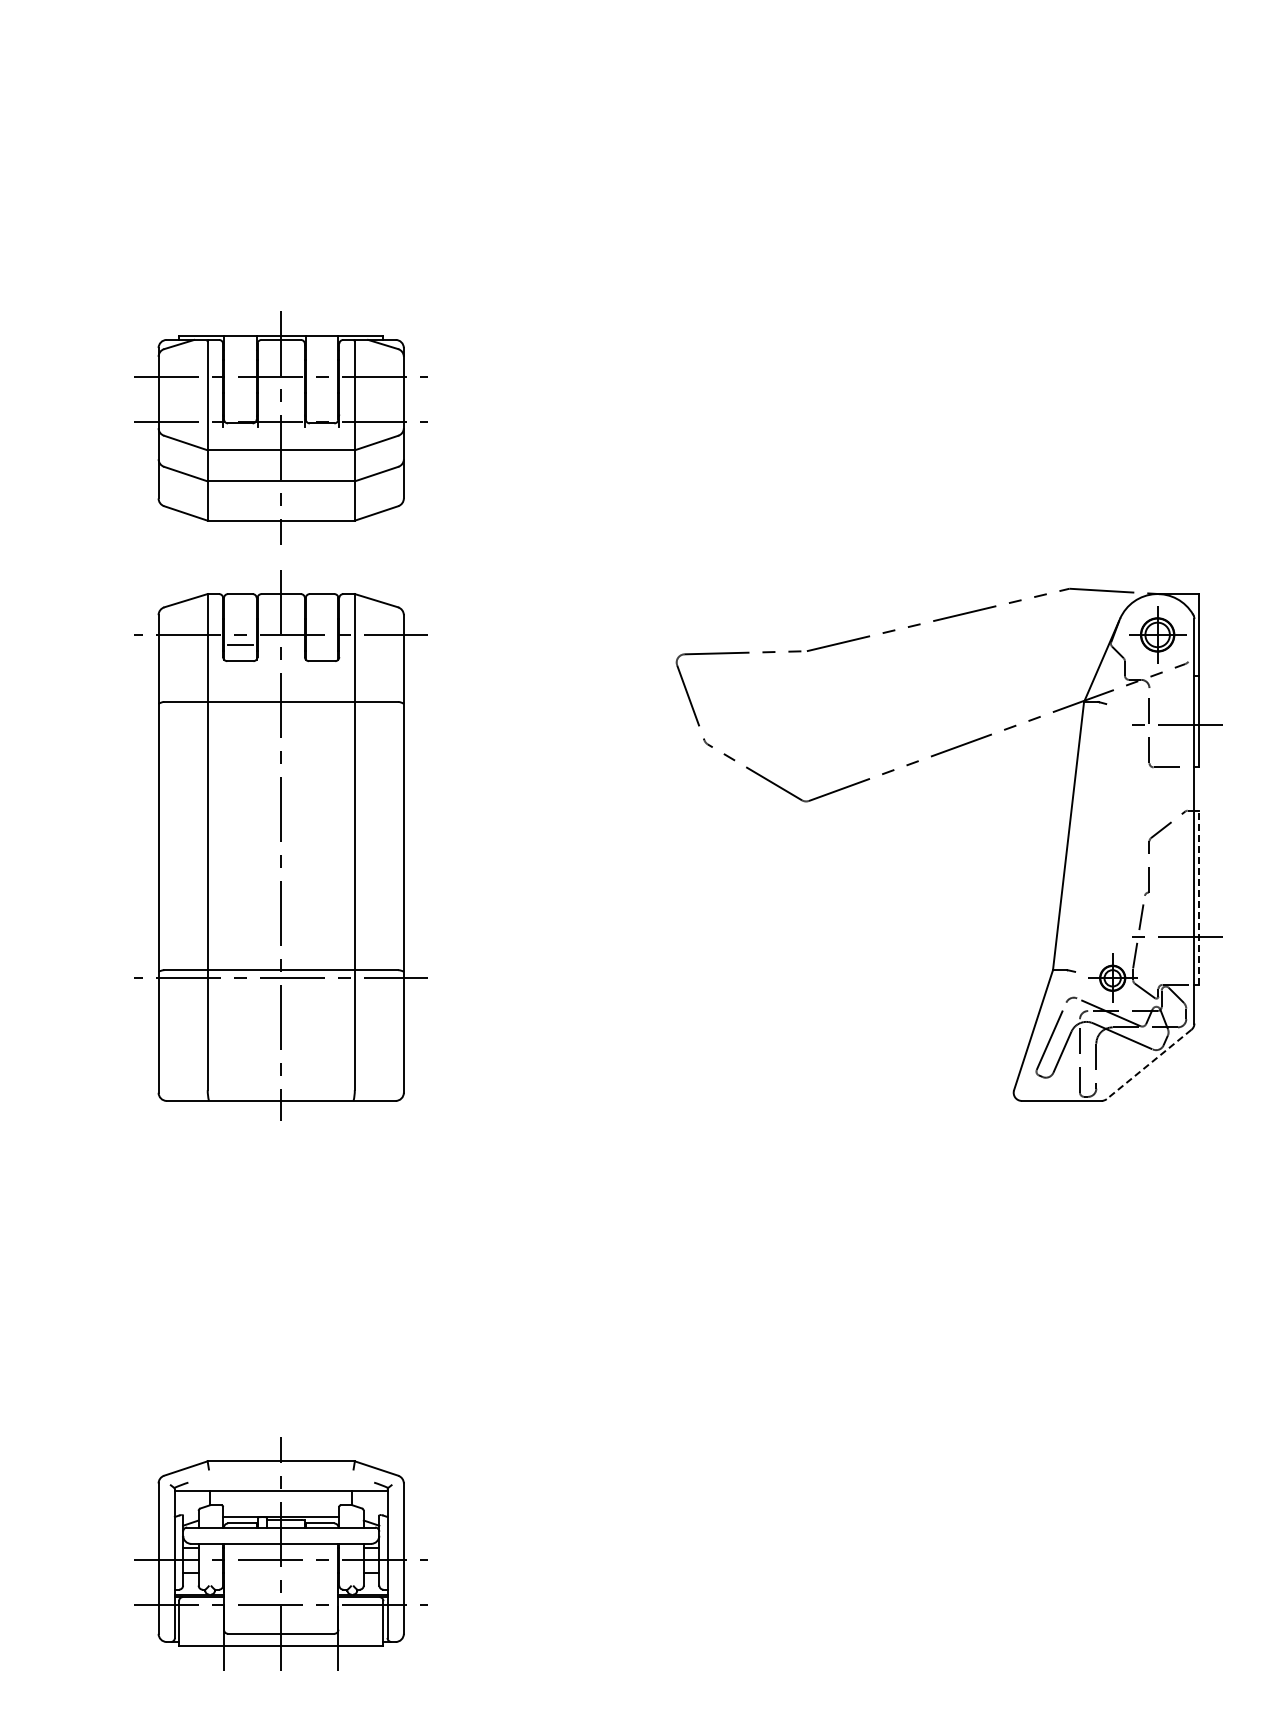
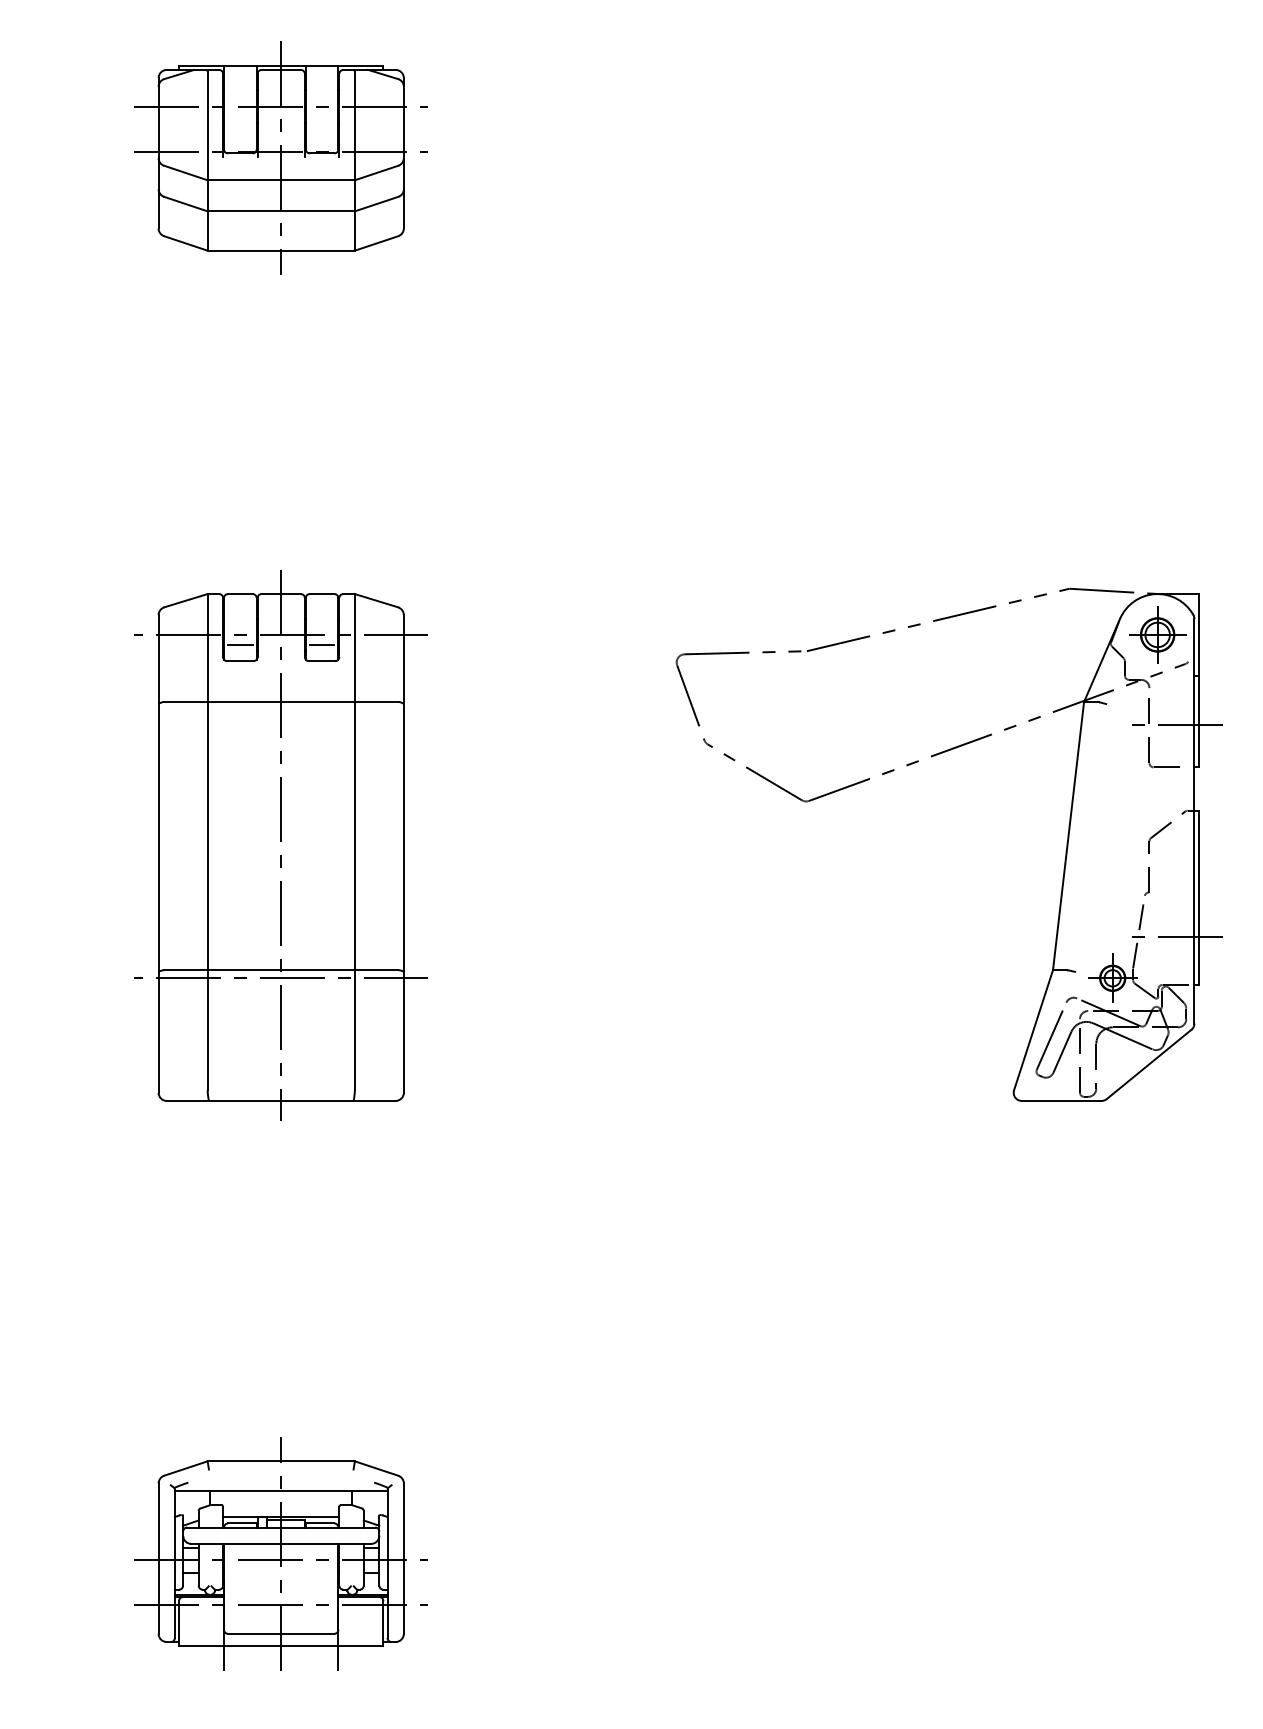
part position: (280, 427) -> (280, 157) (280, 157)
line: none -> present (321, 644)
line: dashed -> solid (1198, 897)
line: dashed -> solid (1149, 1064)
